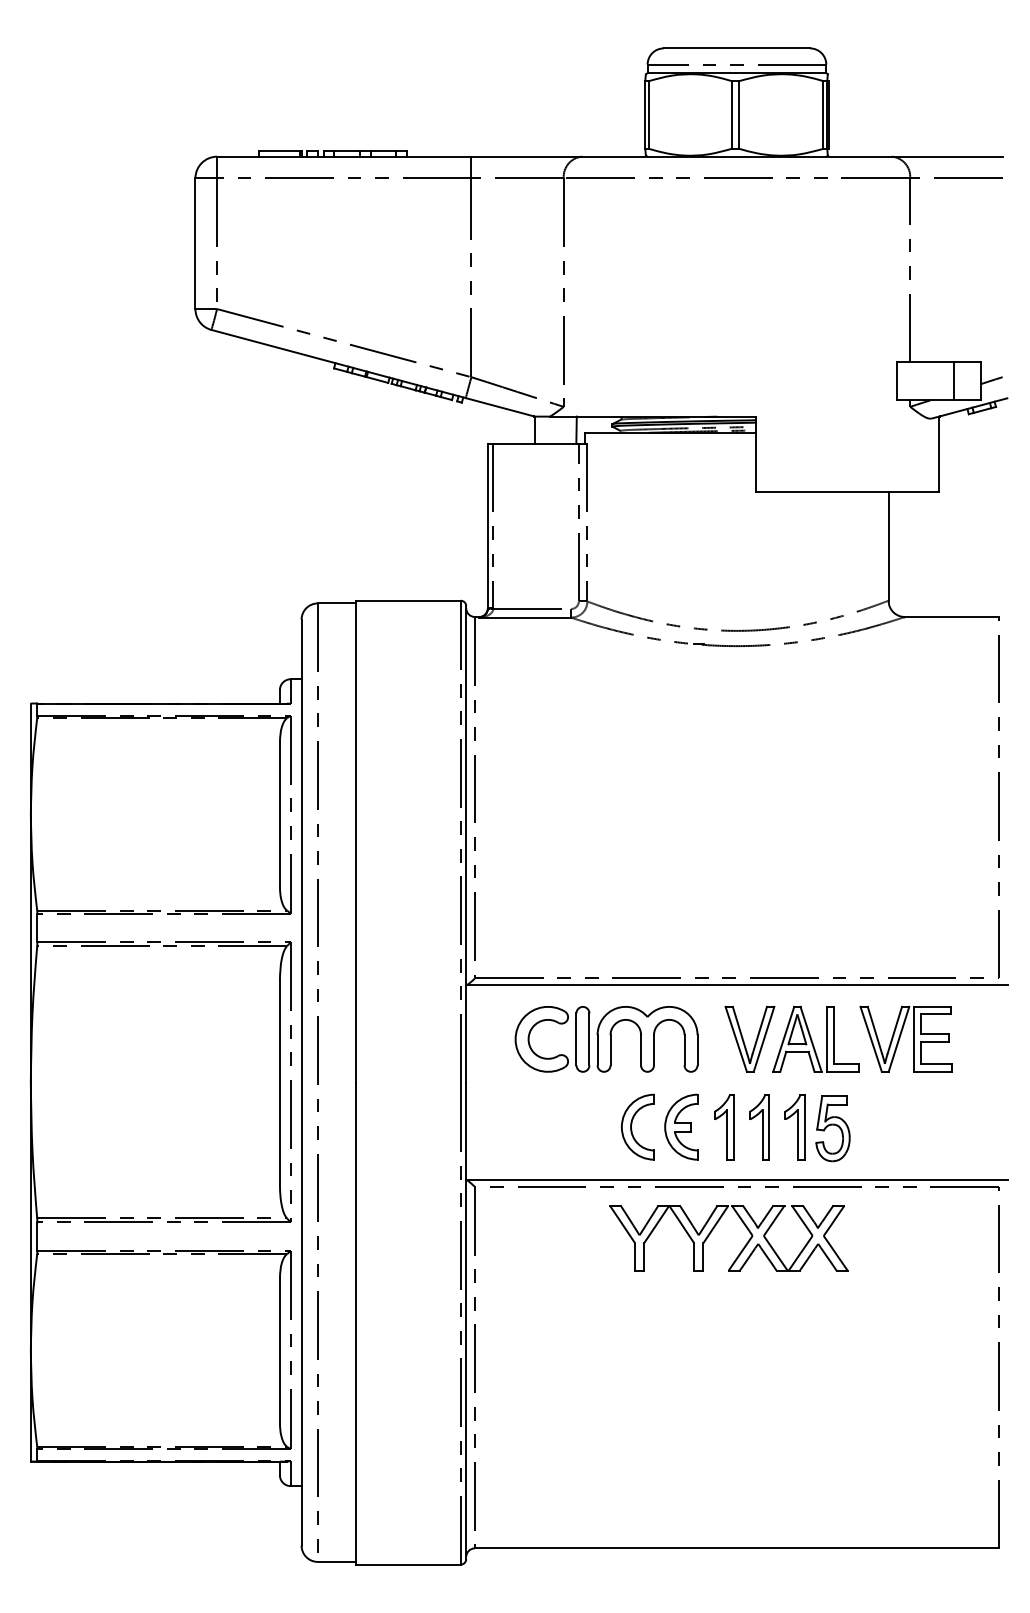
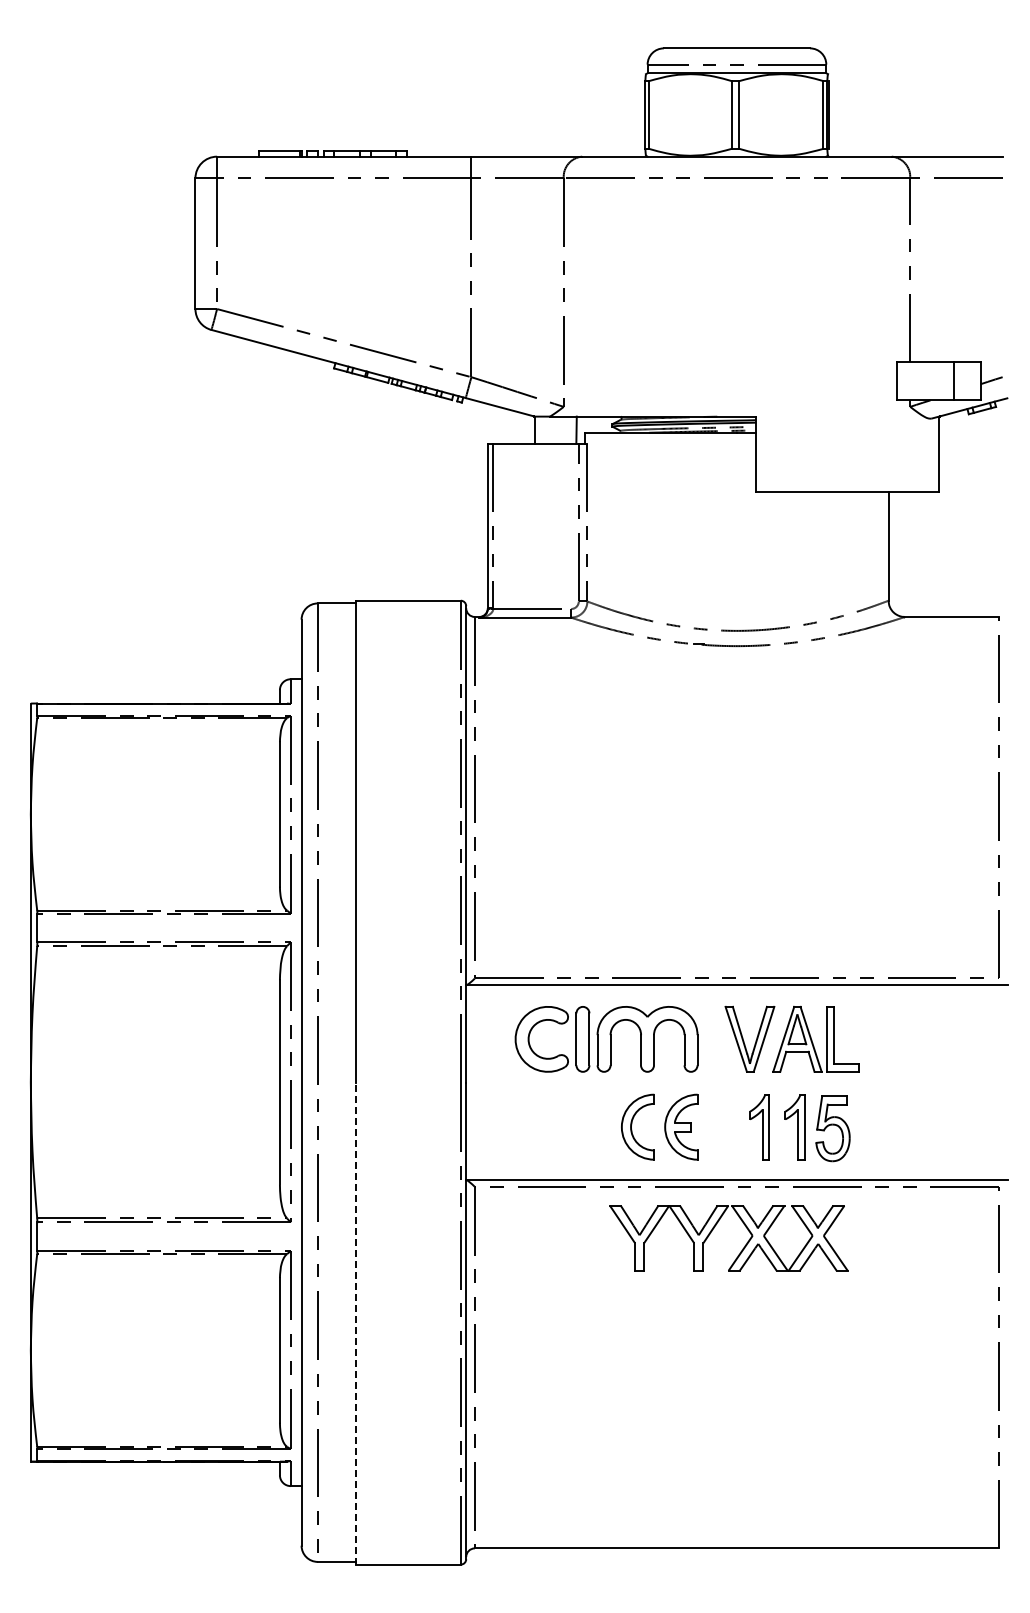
part: present -> none (905, 1038)
part: present -> none (724, 1127)
line: solid -> dashed (355, 1323)
